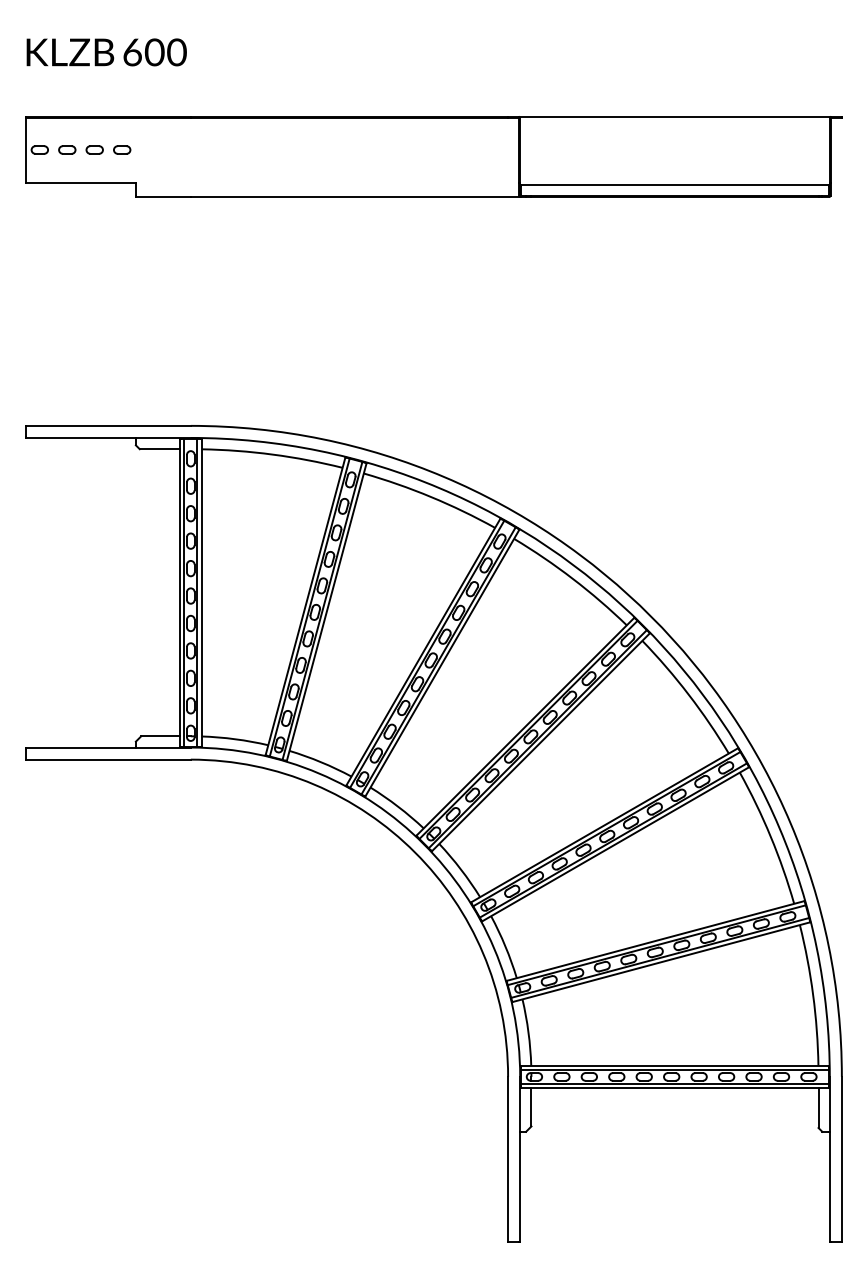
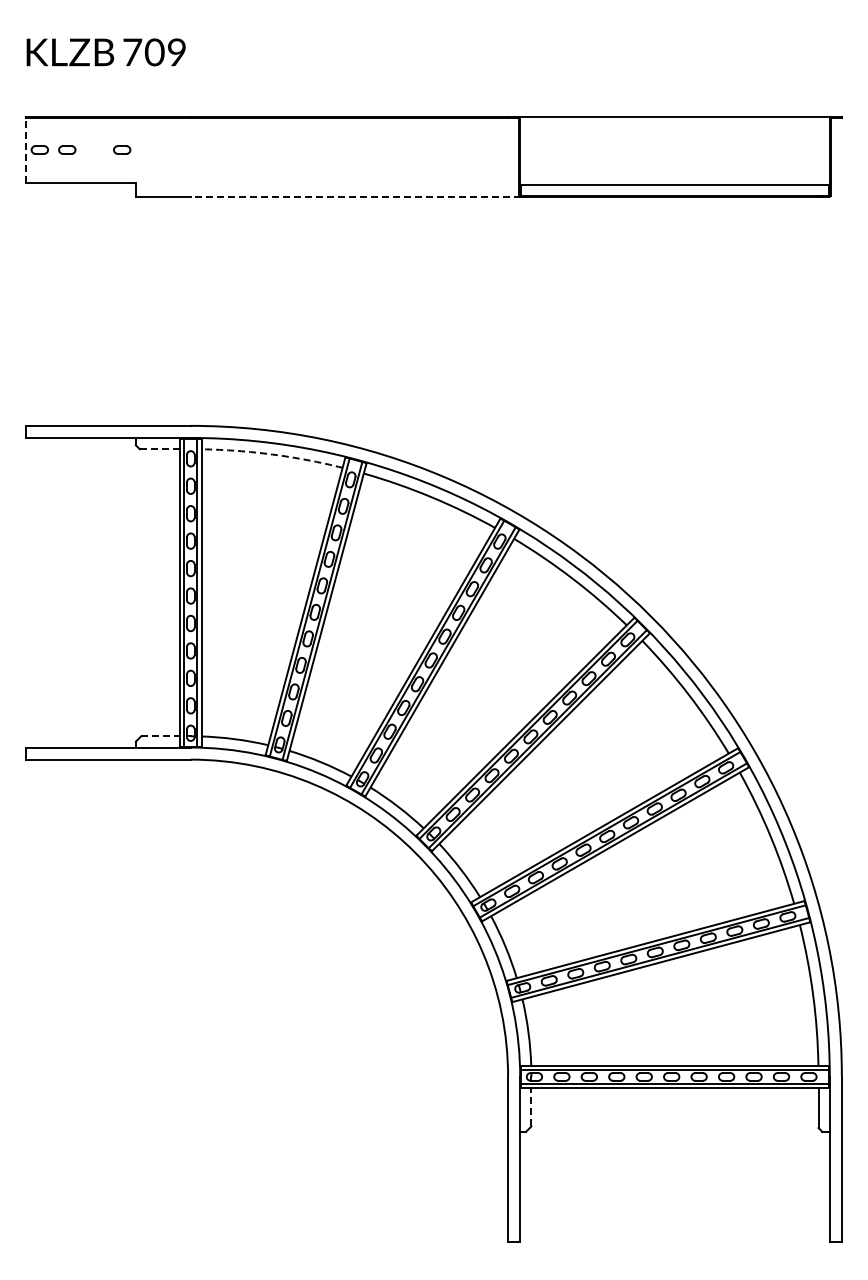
text: 600 -> 709 (154, 52)
part: present -> none (94, 149)
line: solid -> dashed (26, 150)
line: solid -> dashed (355, 196)
line: solid -> dashed (160, 449)
arc: solid -> dashed (272, 454)
line: solid -> dashed (161, 736)
line: solid -> dashed (531, 1106)
